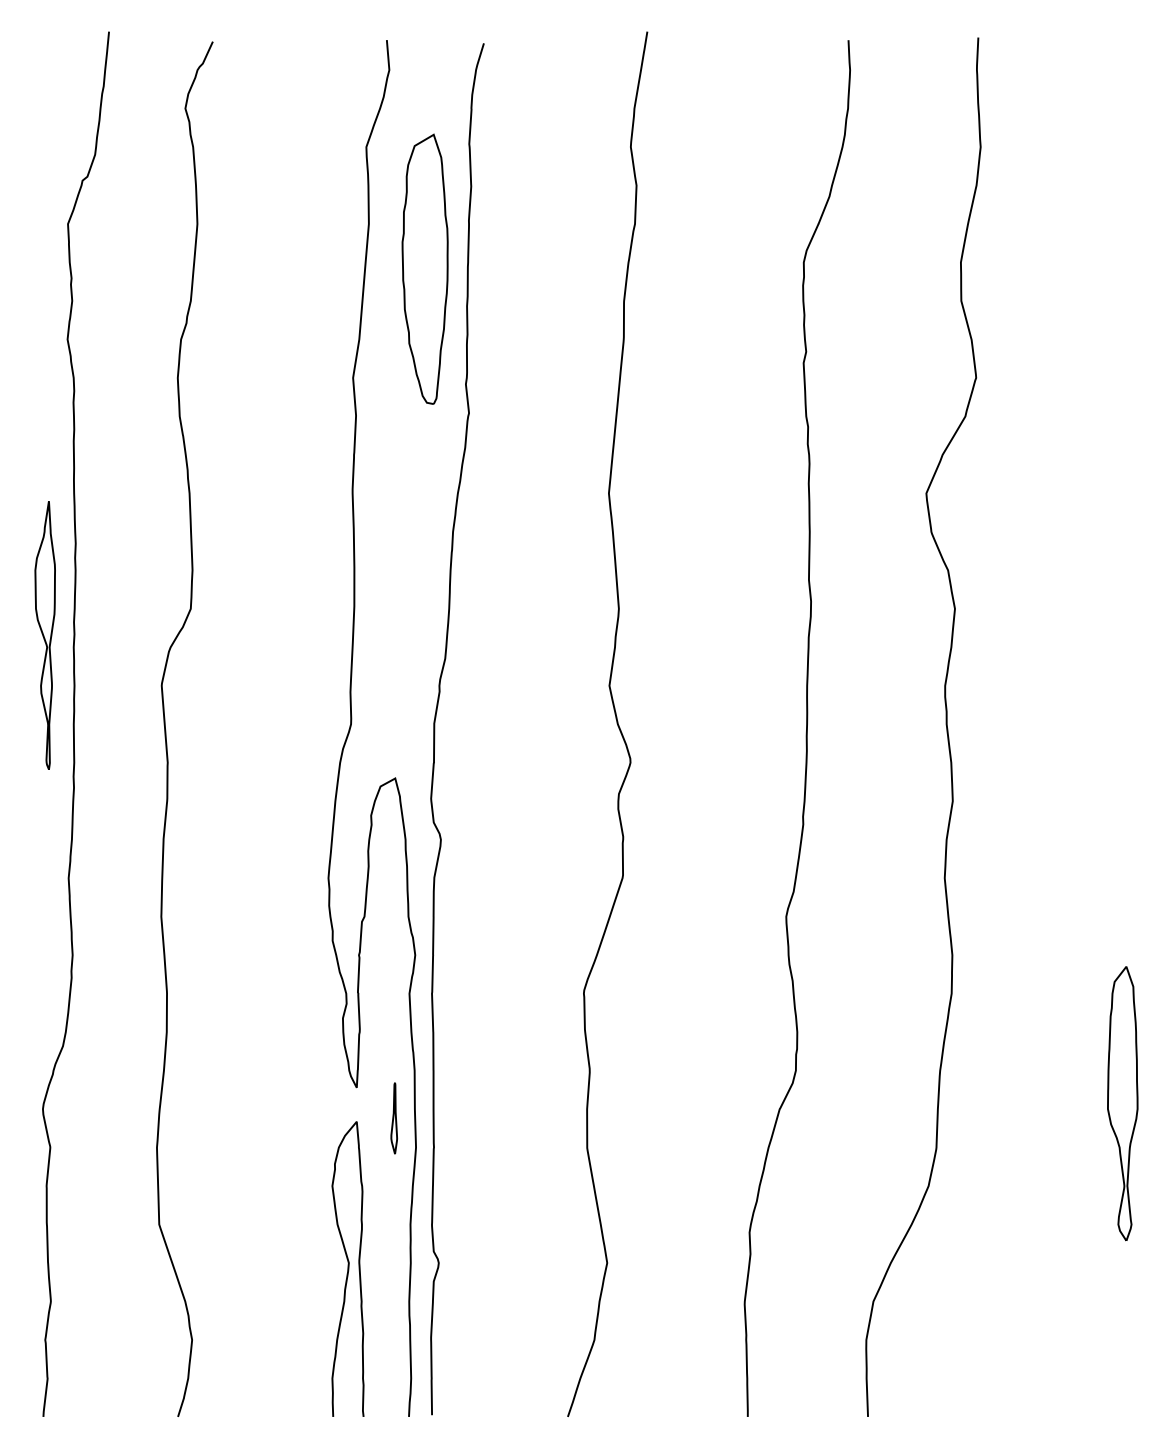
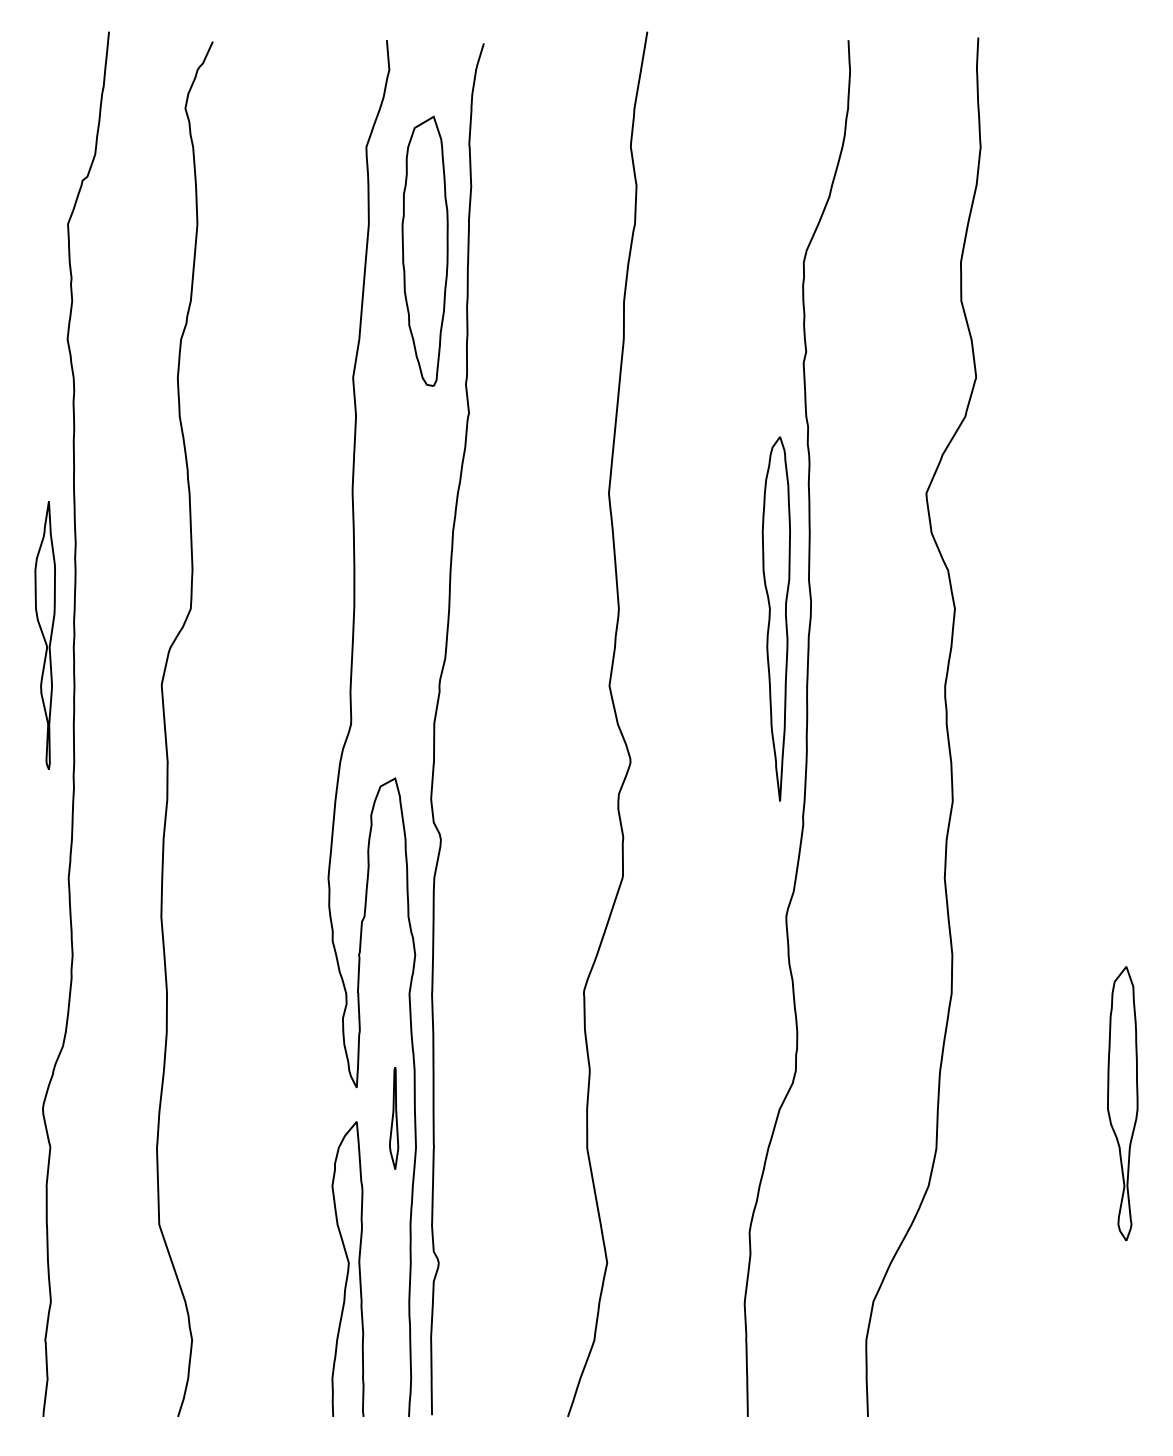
part position: (424, 268) -> (424, 250) (424, 250)
part: none -> present (775, 618)
part size: 8x73 px -> 11x103 px (394, 1118)
